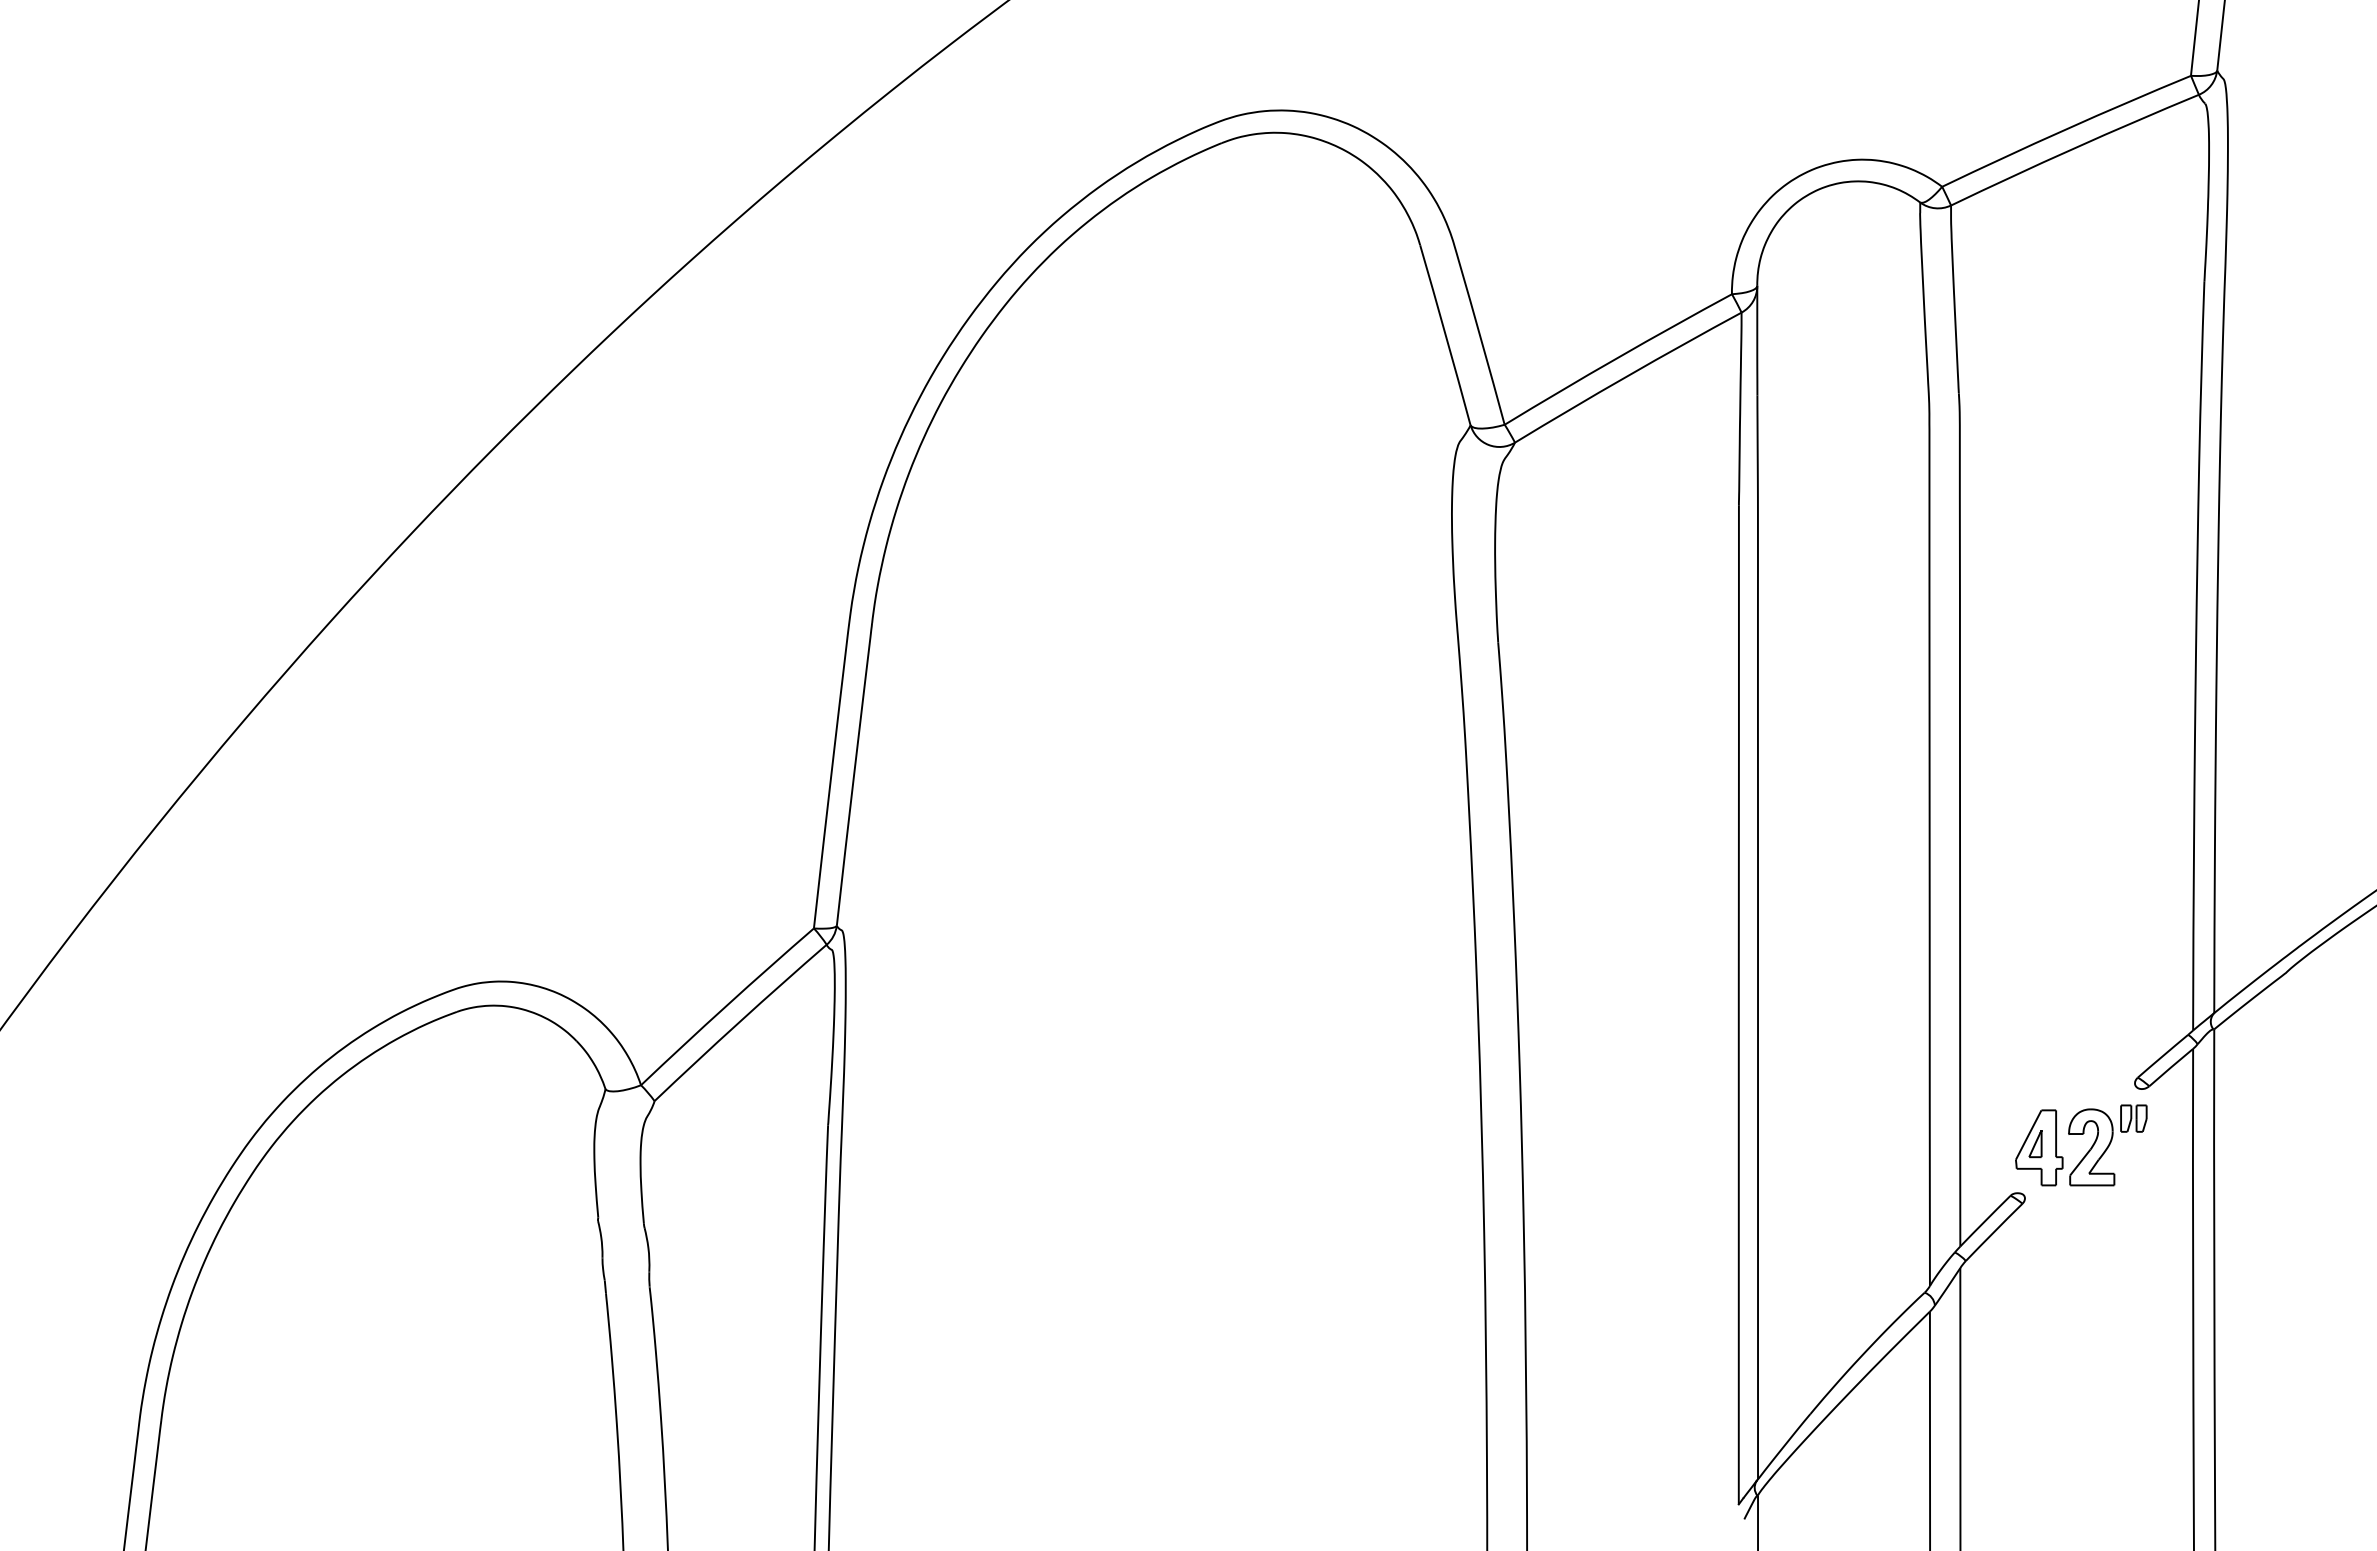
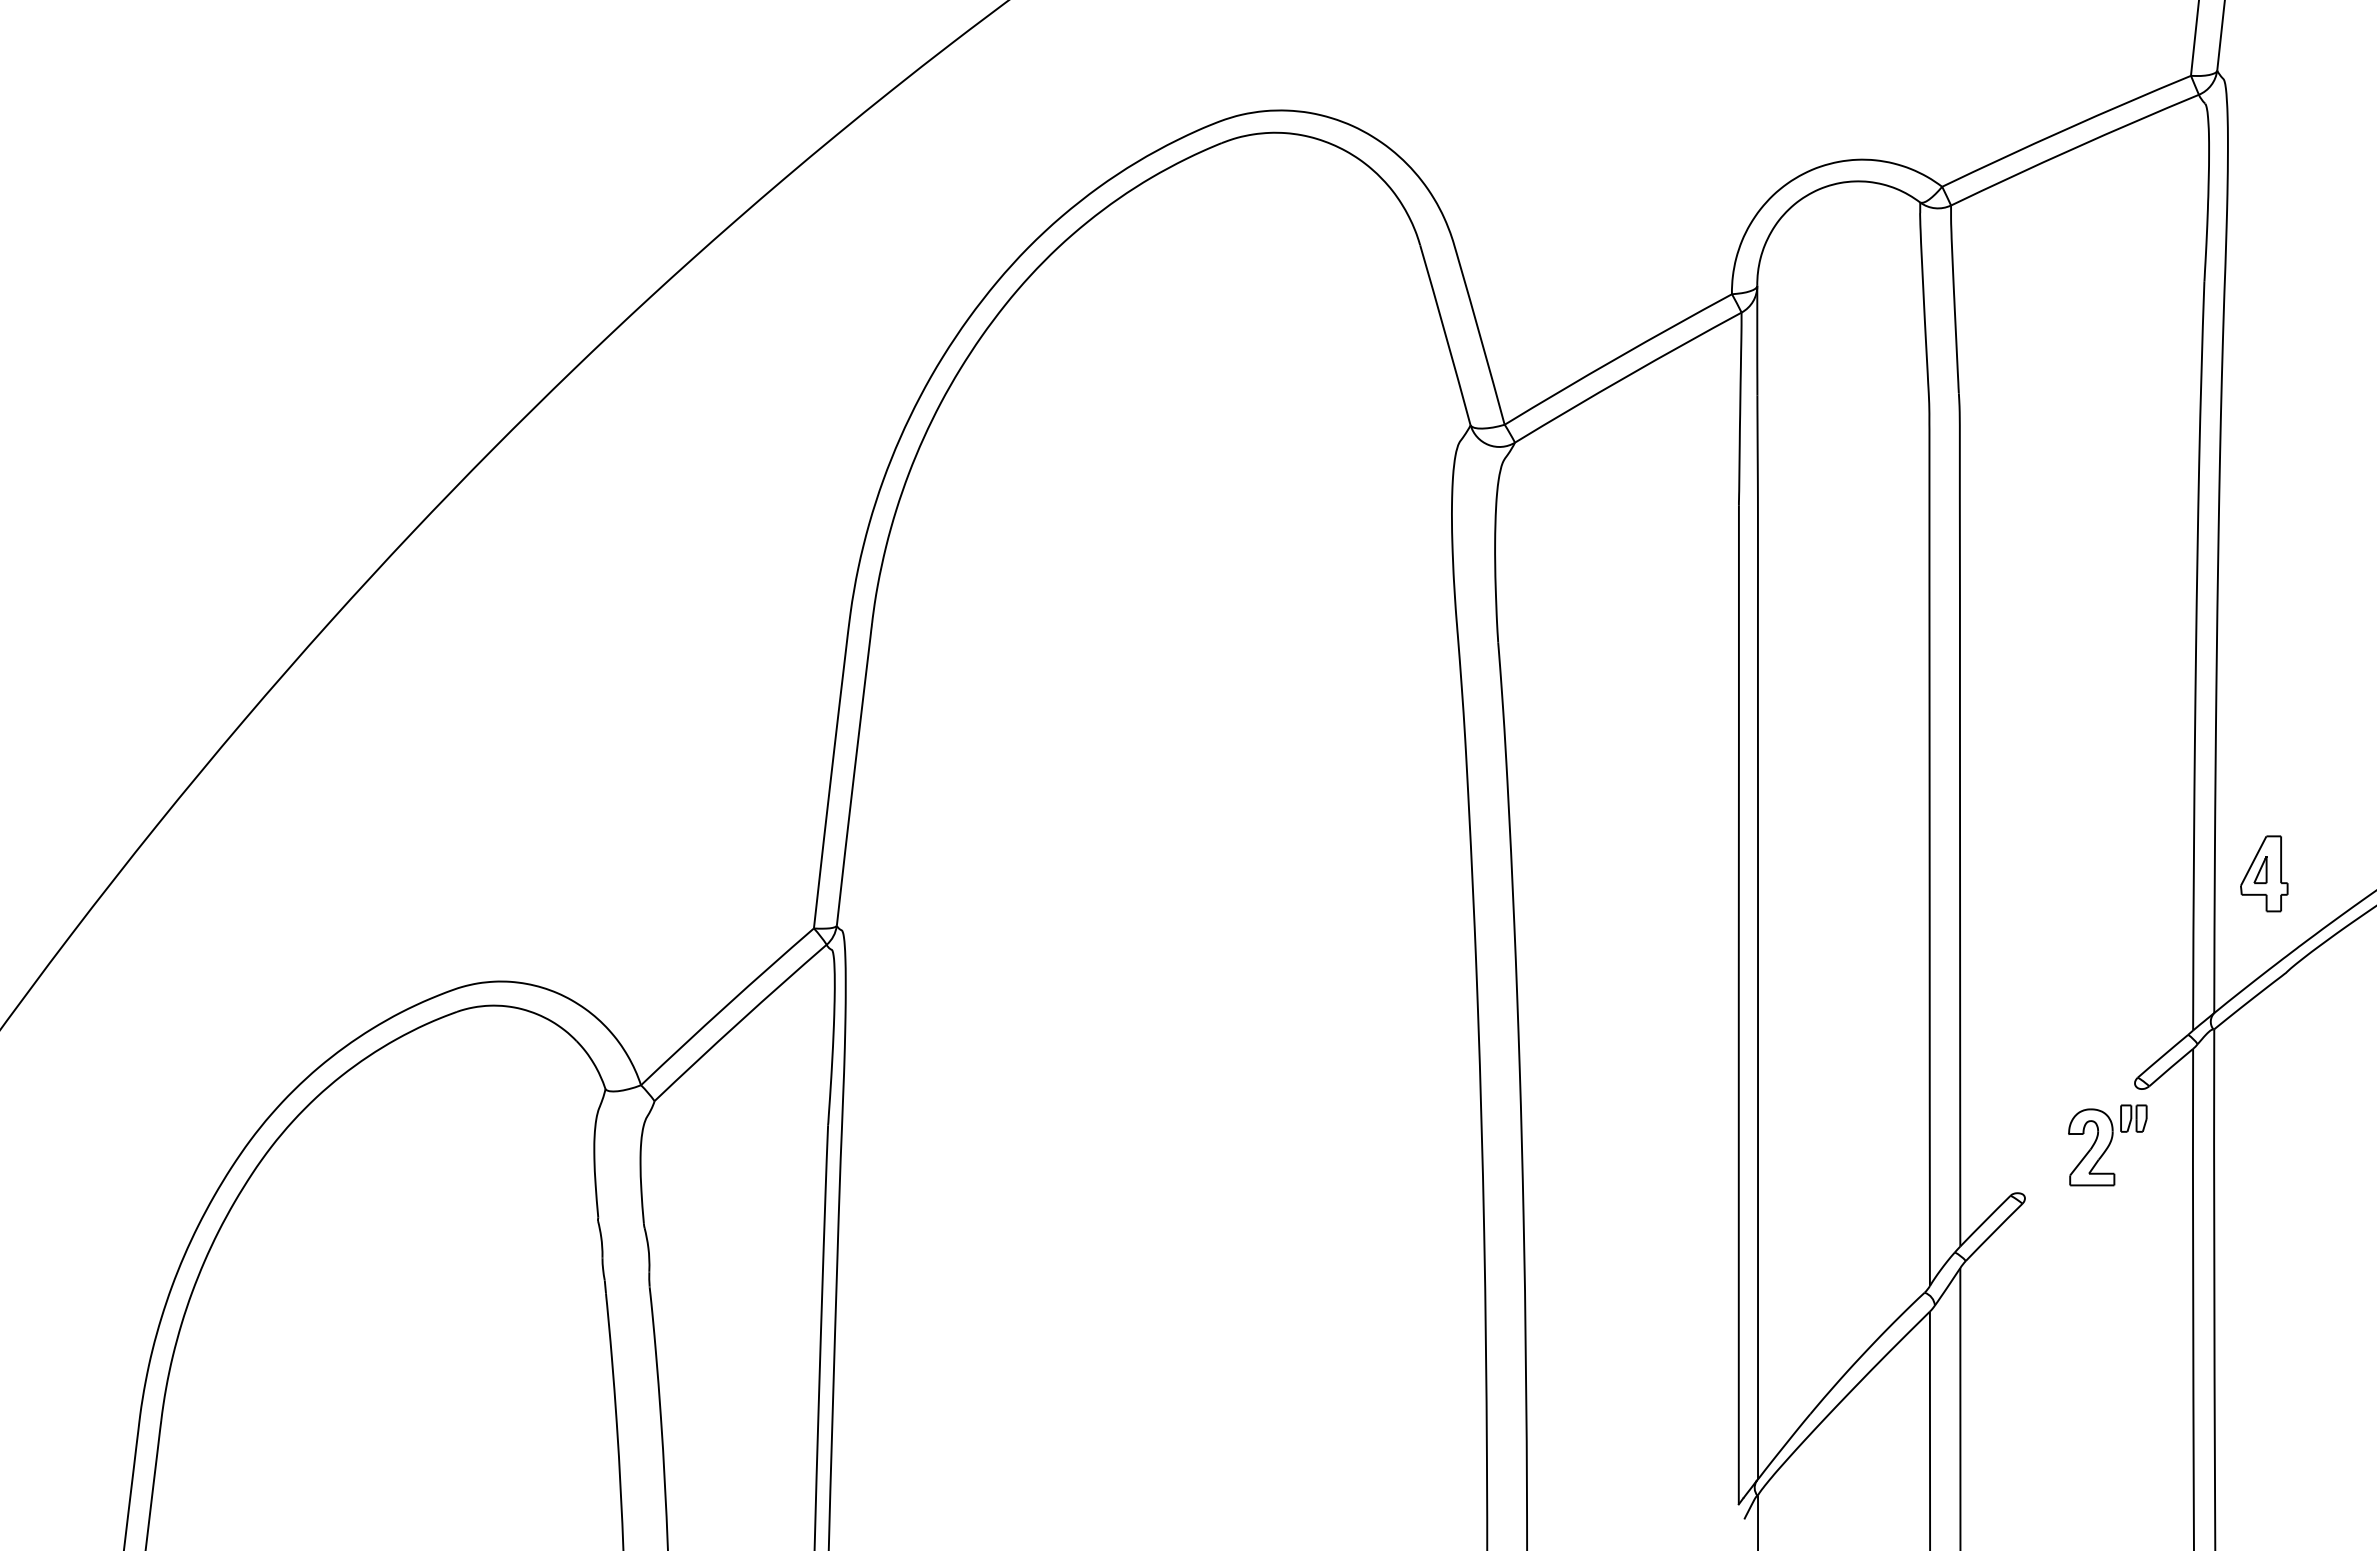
part position: (2039, 1147) -> (2264, 873) (2264, 873)
